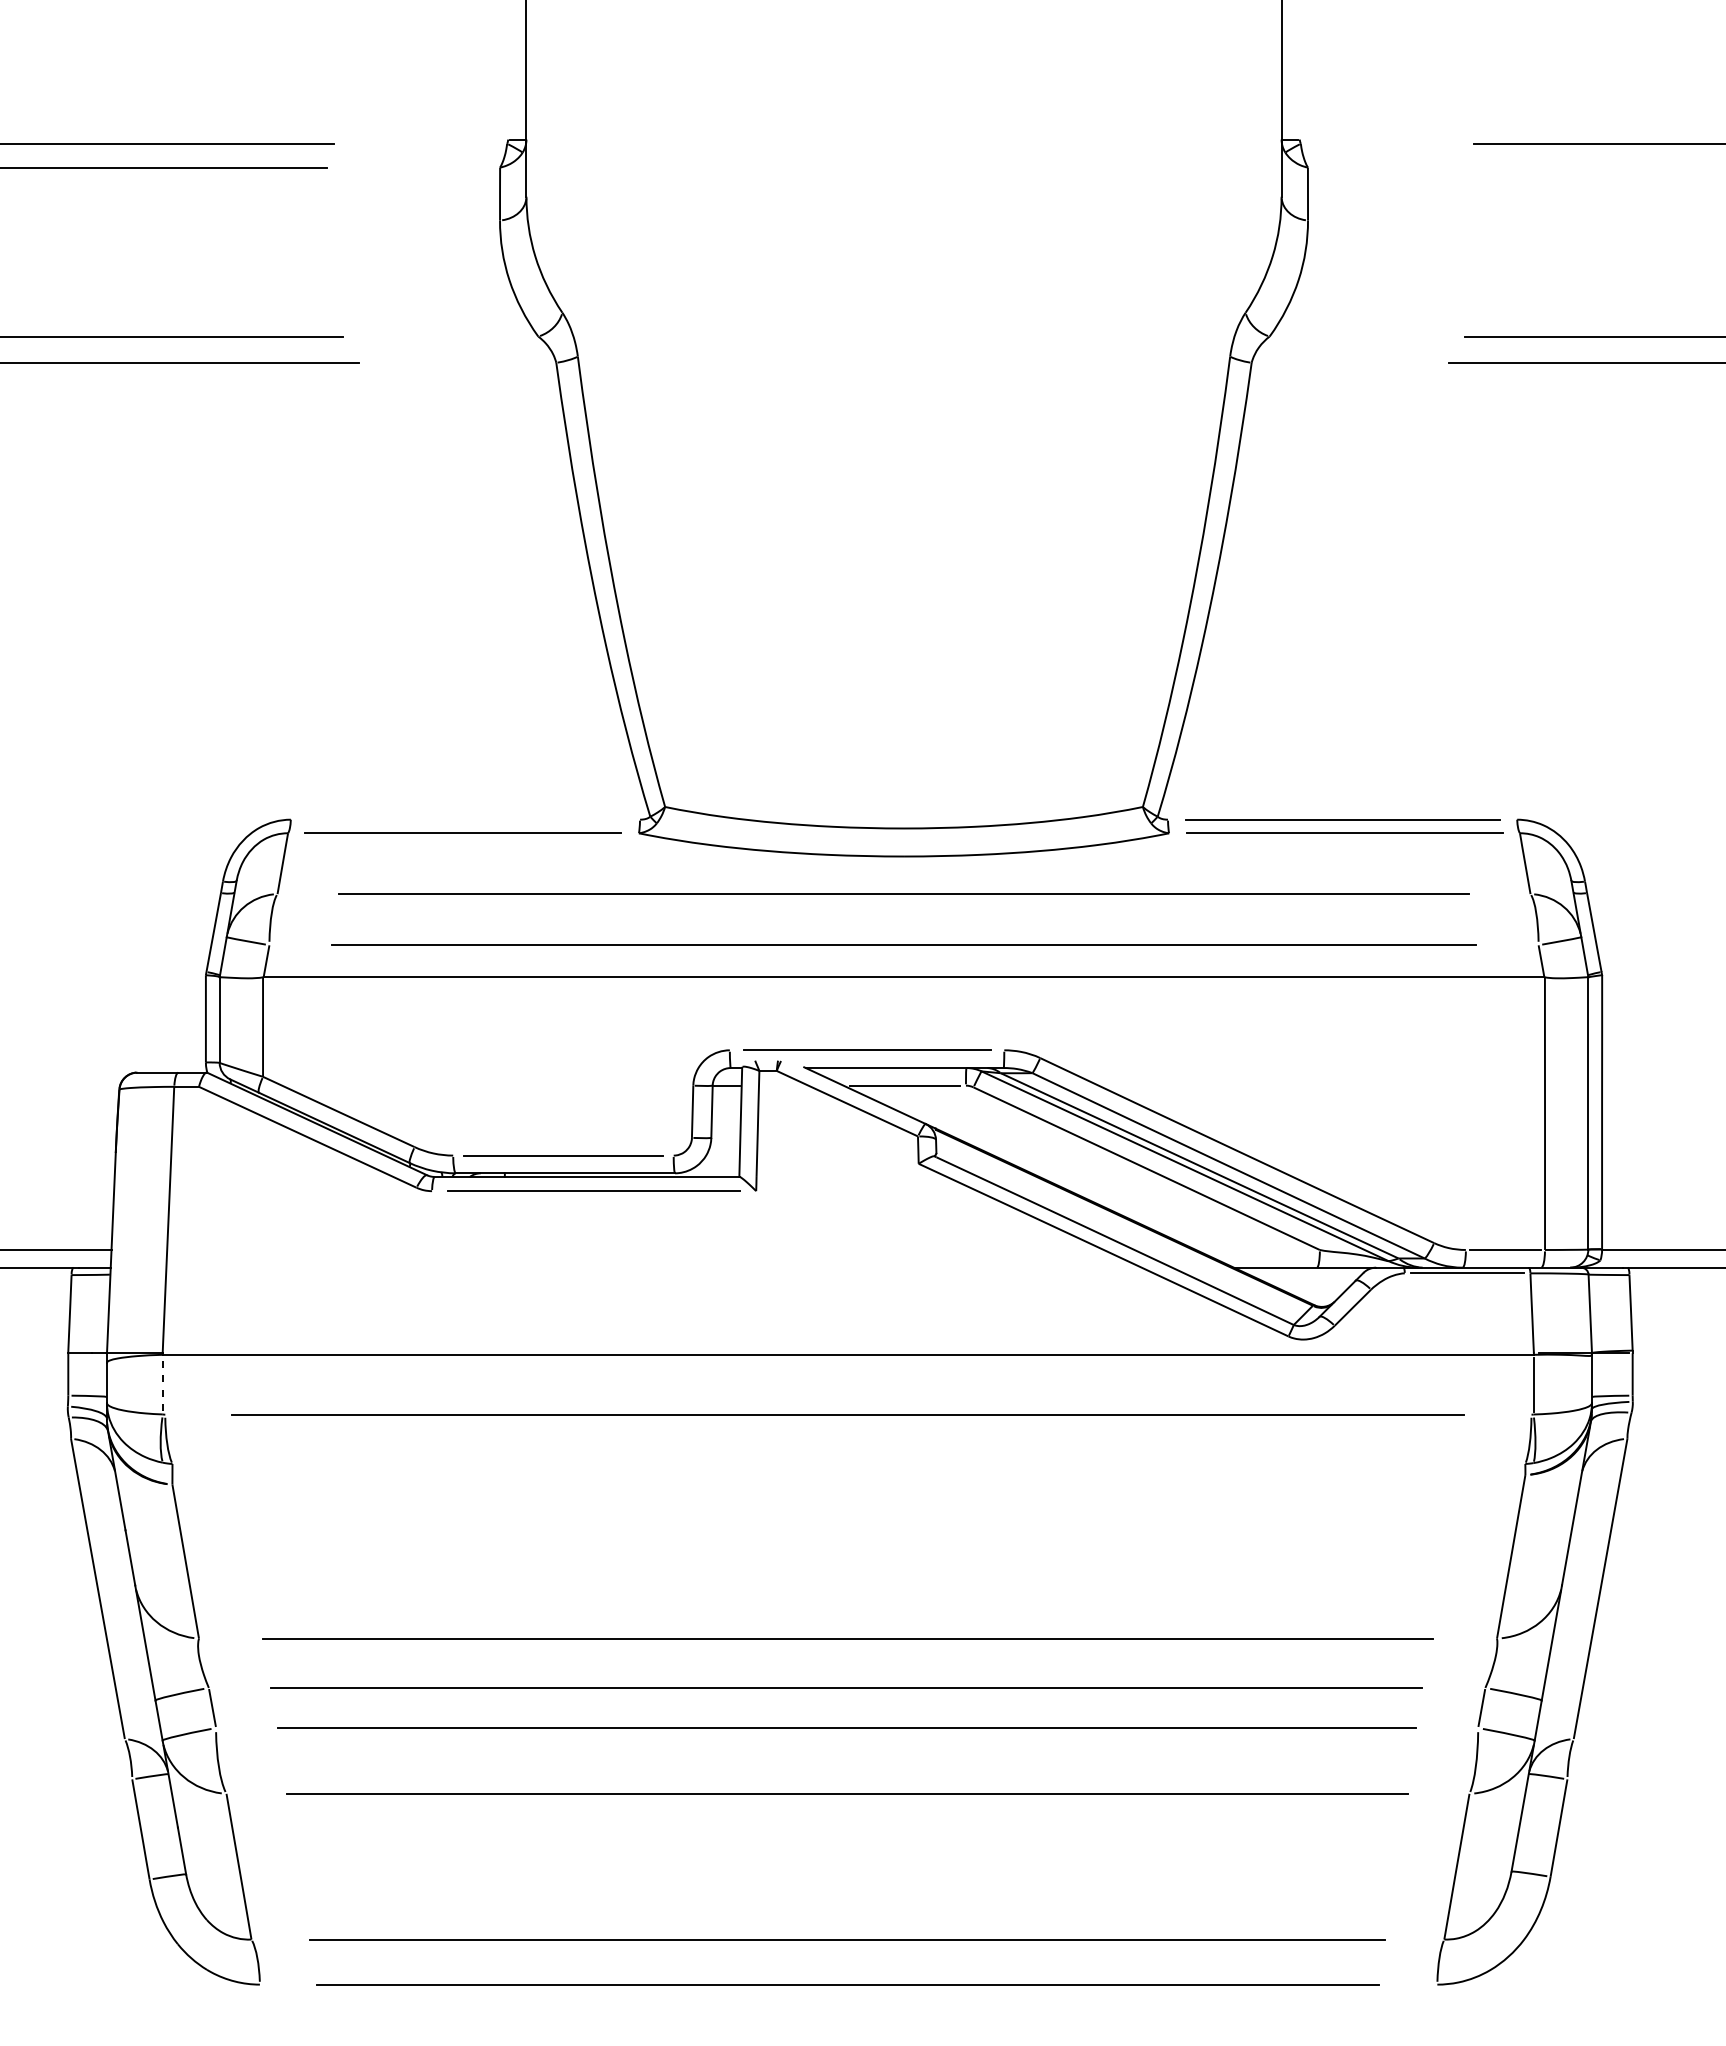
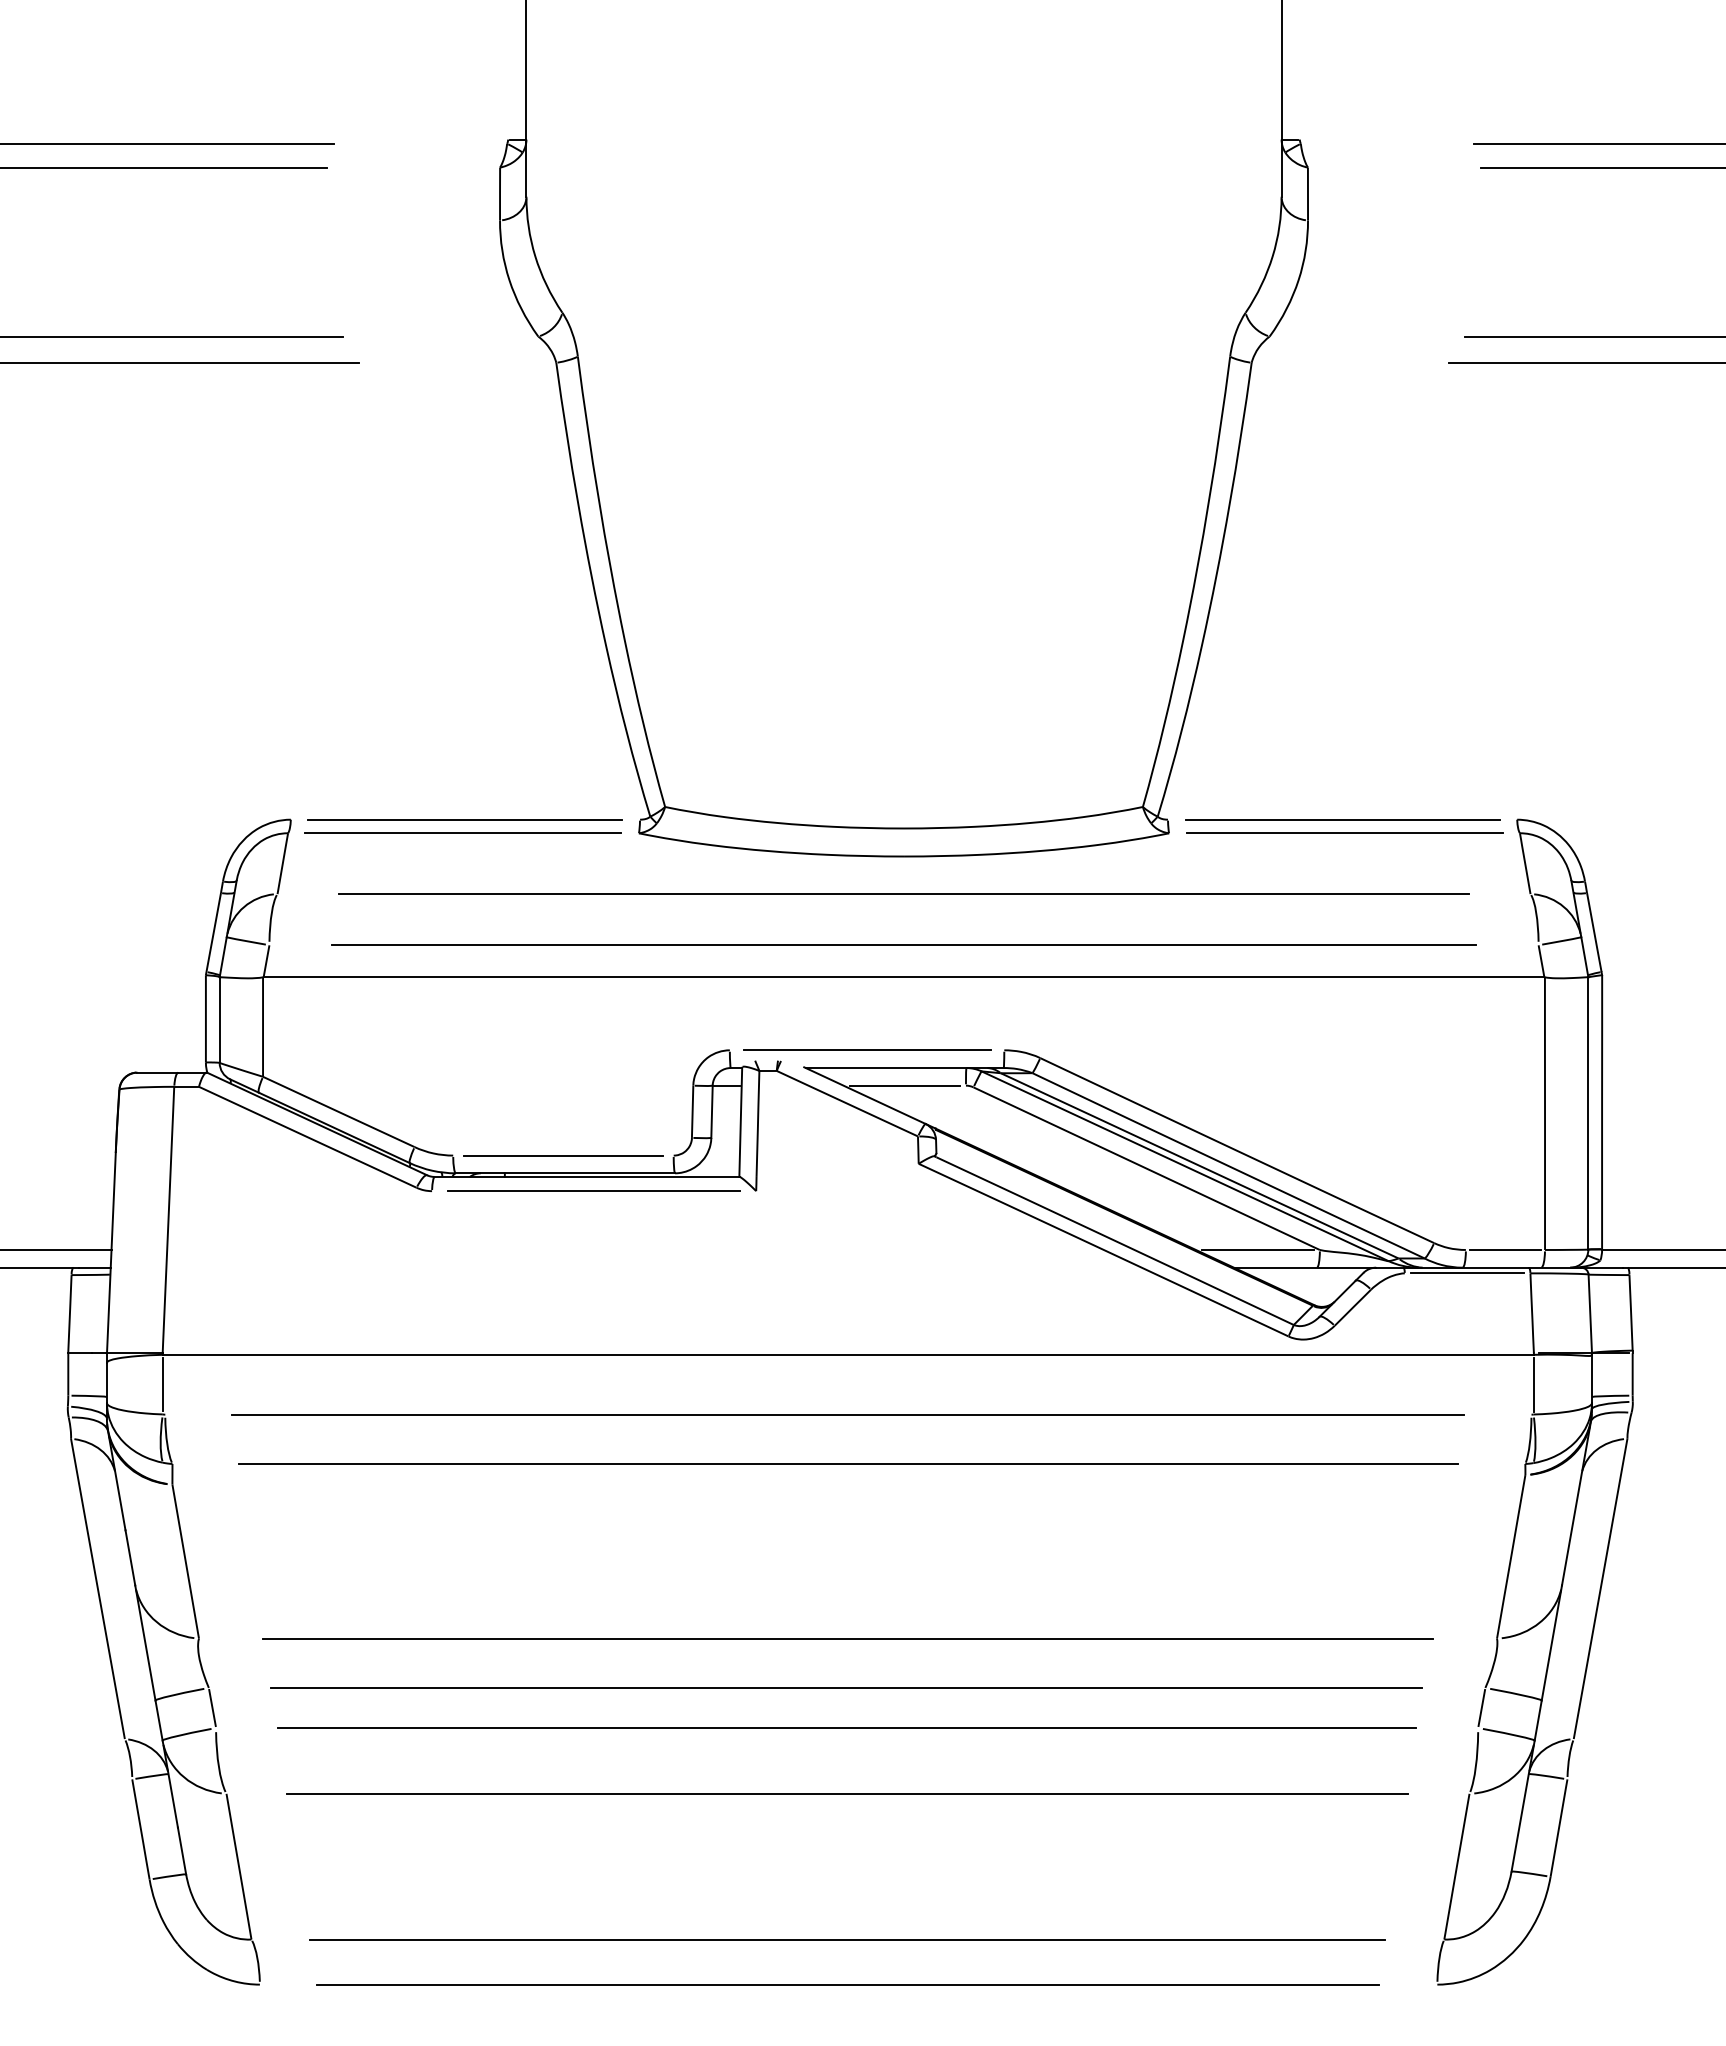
line: none -> present (1601, 167)
line: none -> present (464, 819)
line: none -> present (1257, 1249)
line: dashed -> solid (162, 1384)
line: none -> present (848, 1463)
